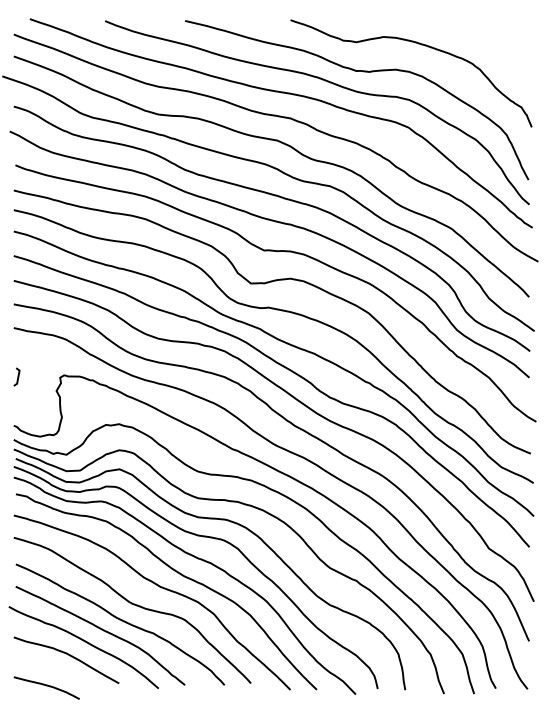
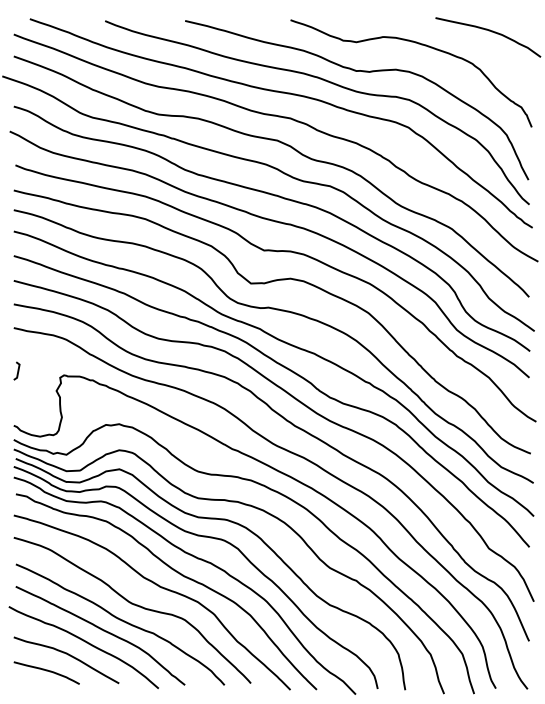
curve: none -> present (491, 32)
line position: (17, 376) -> (17, 370) (17, 370)
curve position: (46, 686) -> (46, 671) (46, 671)
